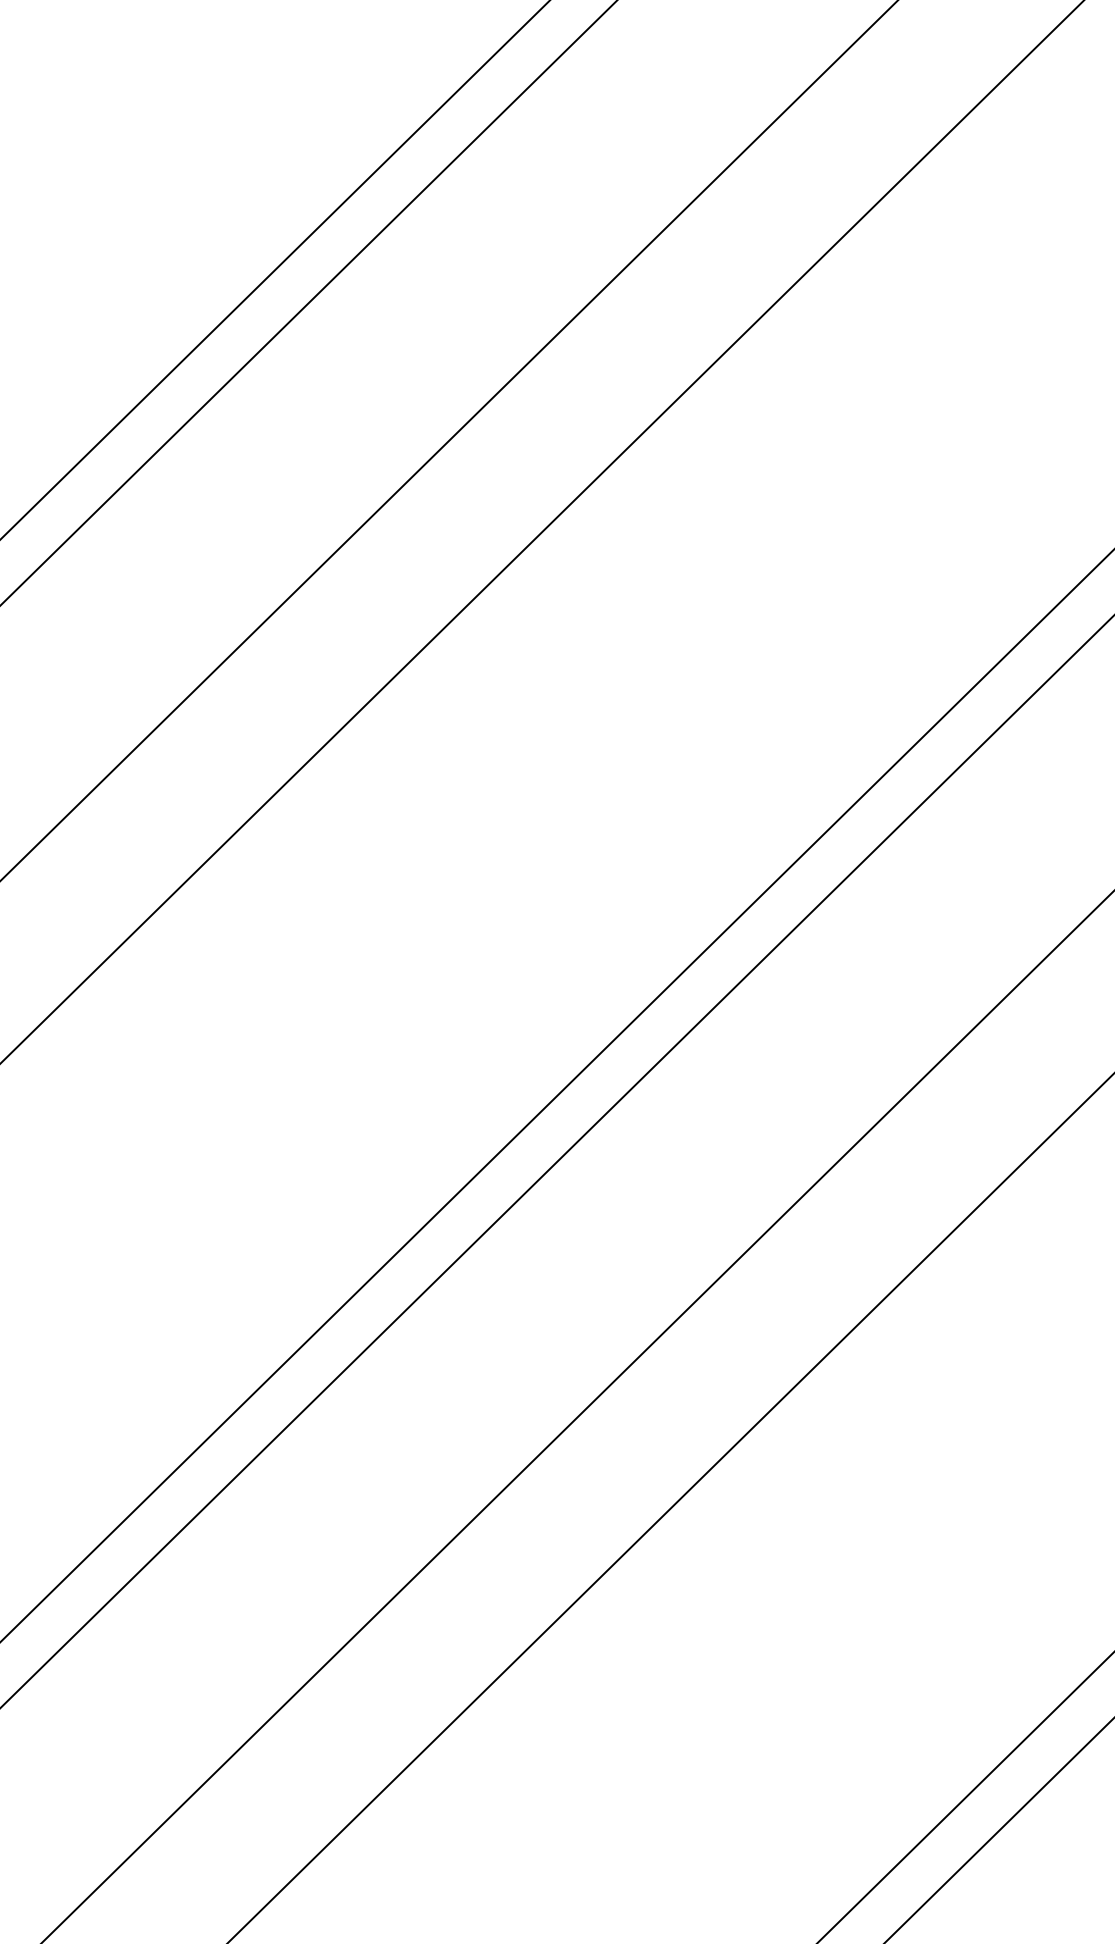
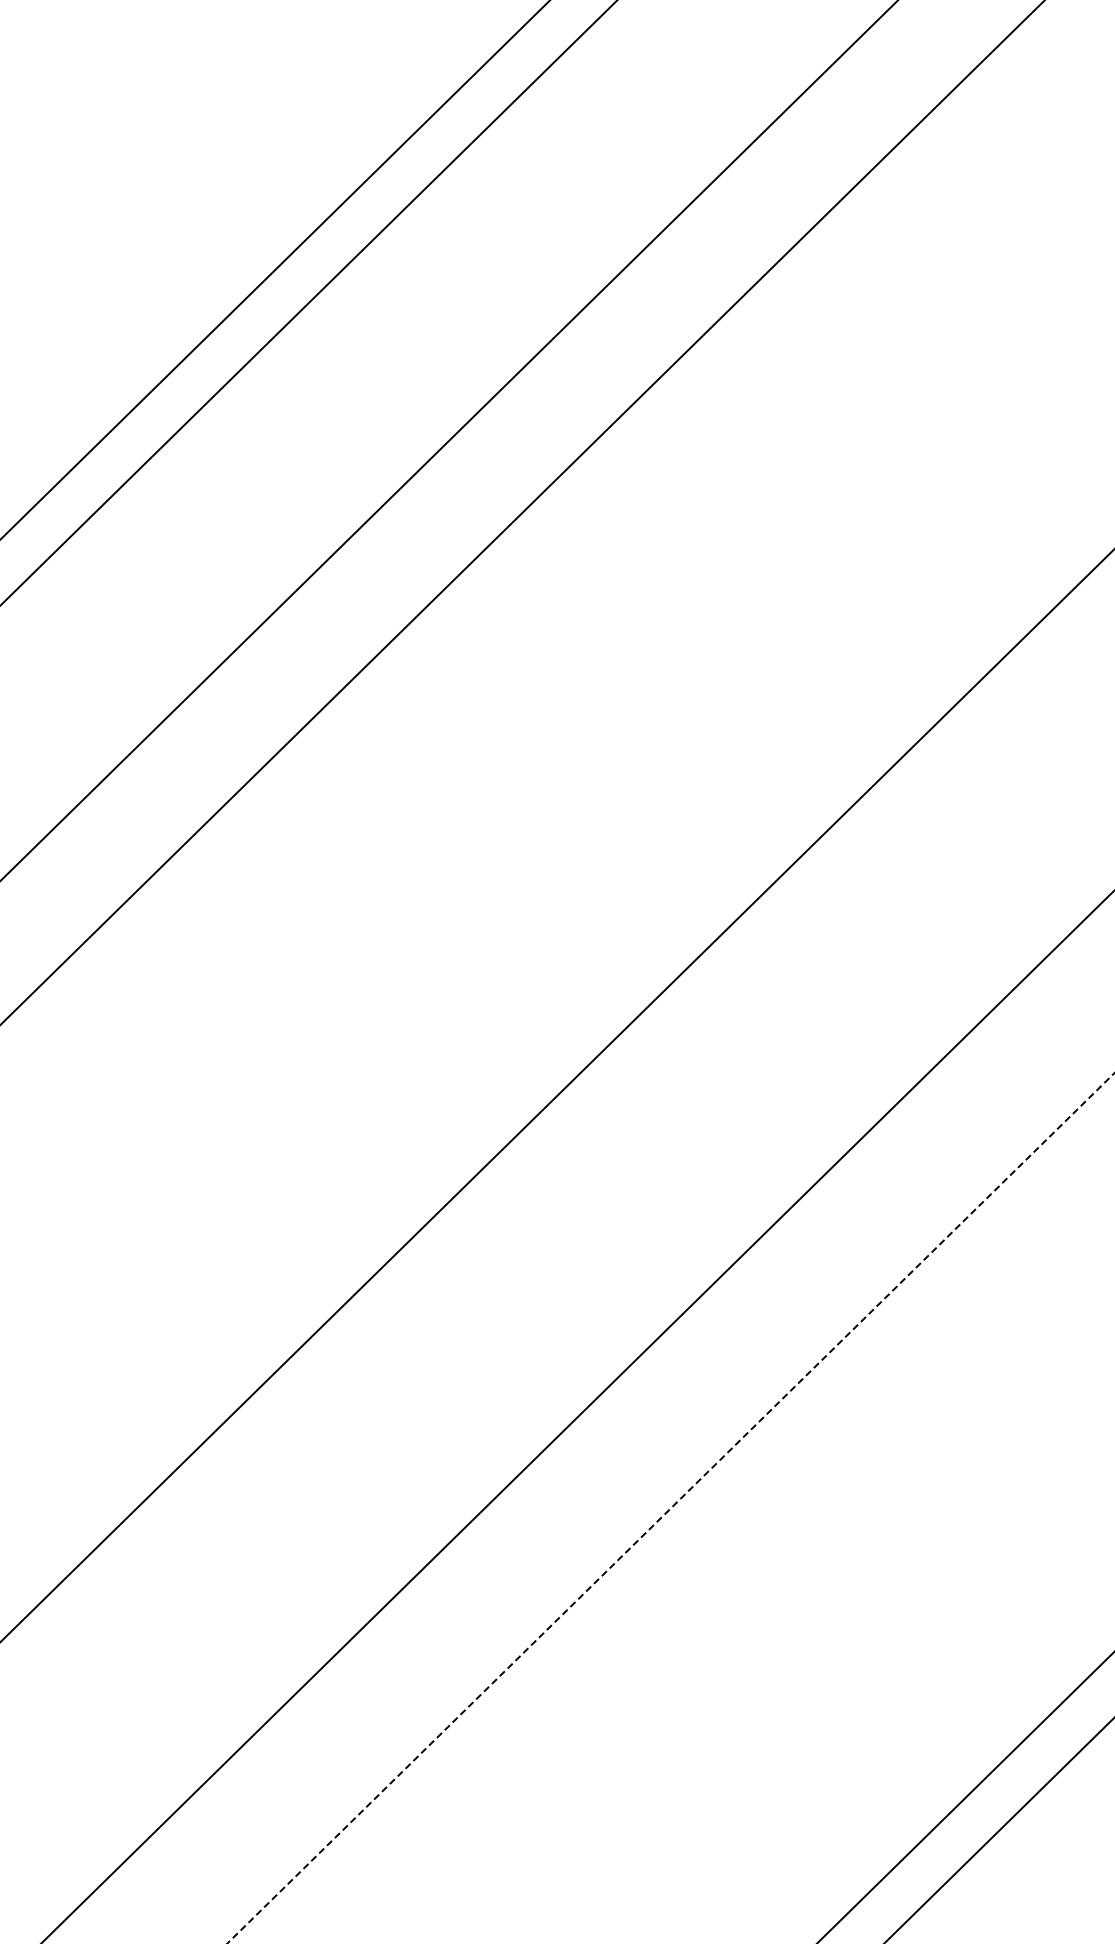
line position: (542, 532) -> (522, 512) (522, 512)
line: present -> none (556, 1161)
line: solid -> dashed (670, 1508)
